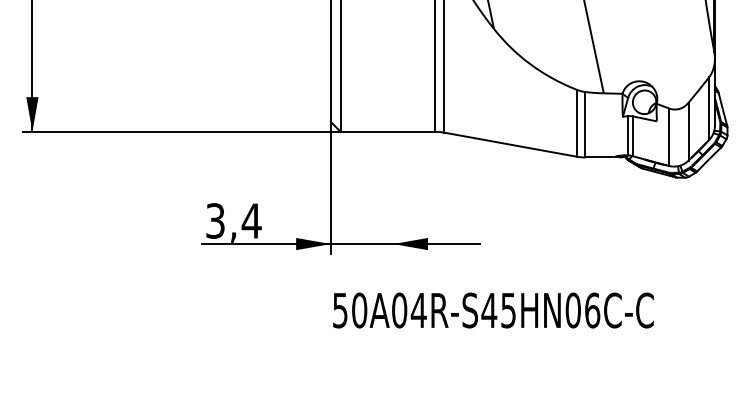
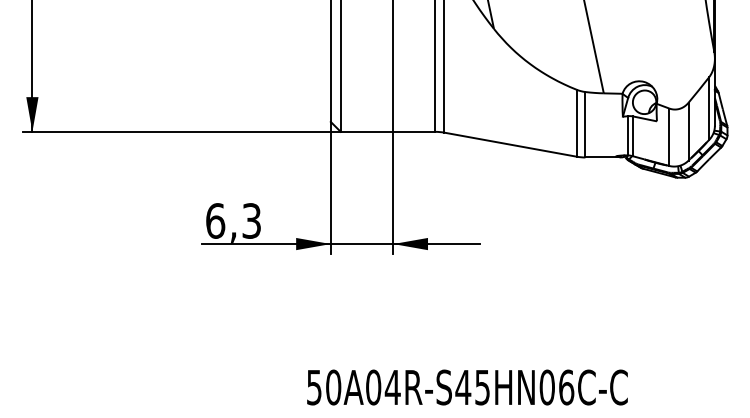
line: none -> present (393, 127)
text: 3,4 -> 6,3 (233, 220)
text position: (493, 310) -> (467, 387) (467, 387)
